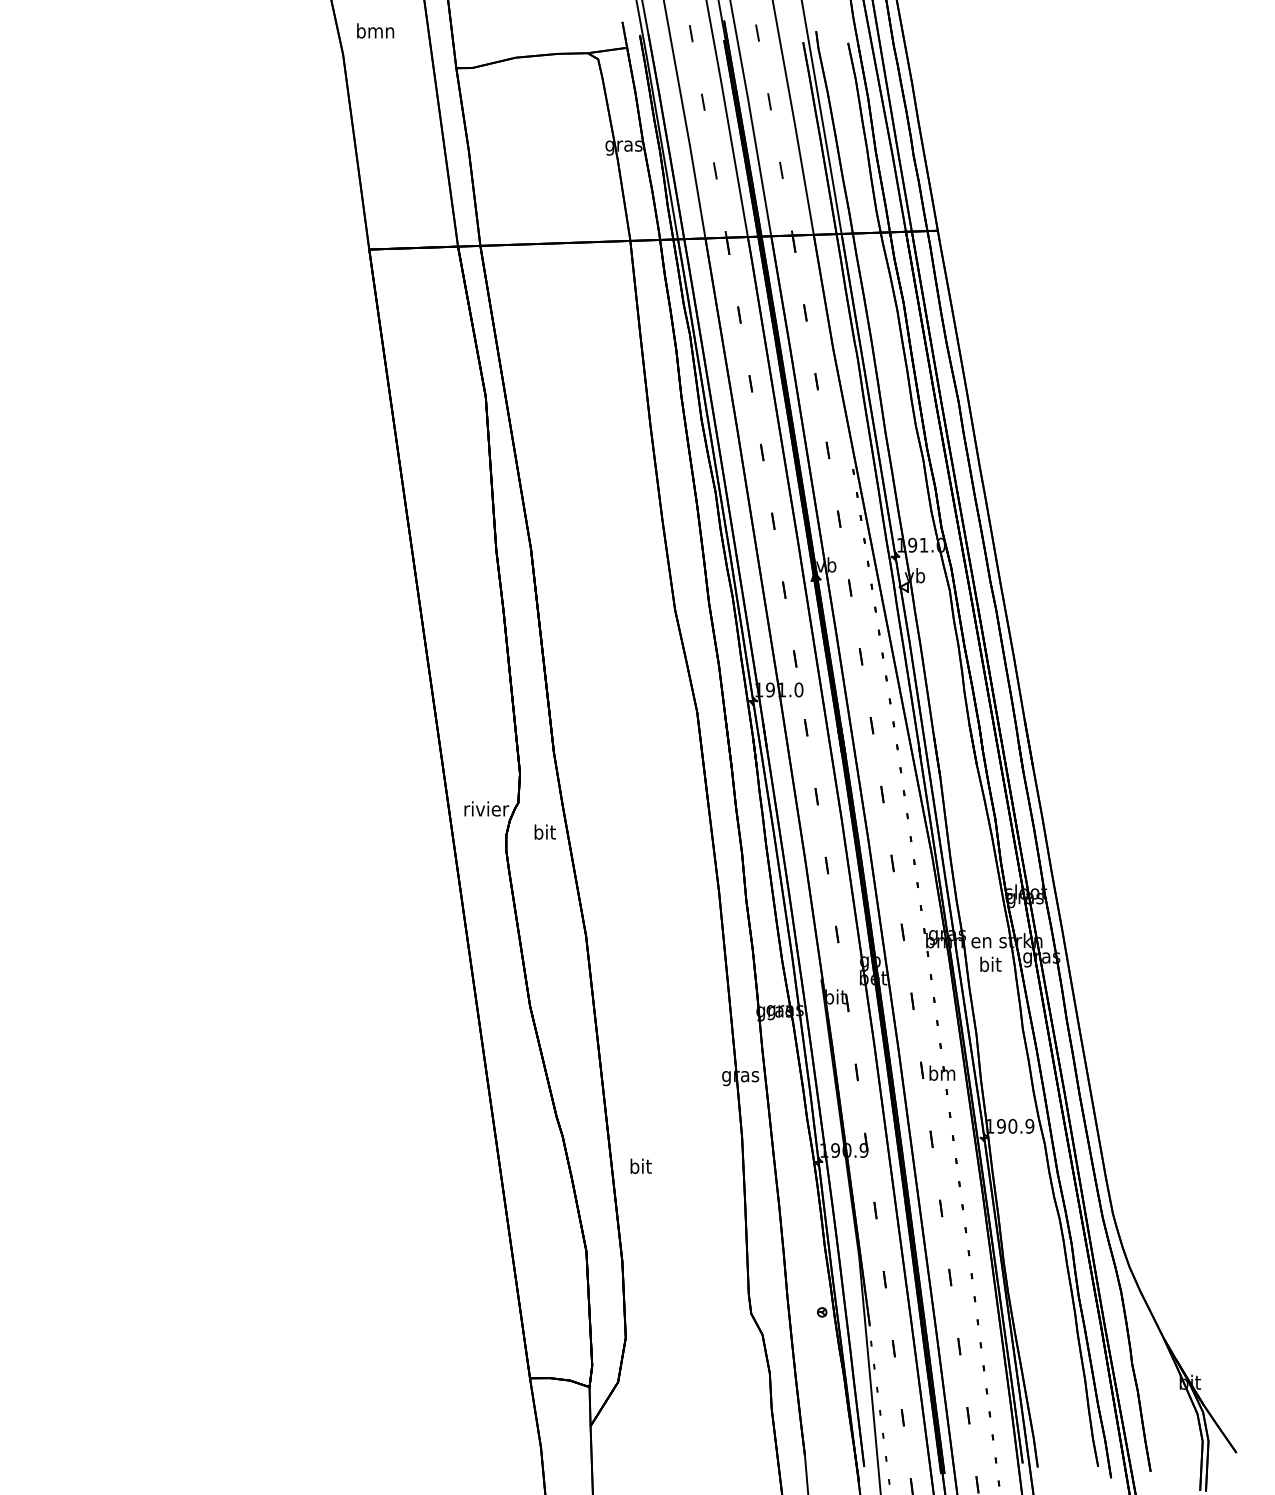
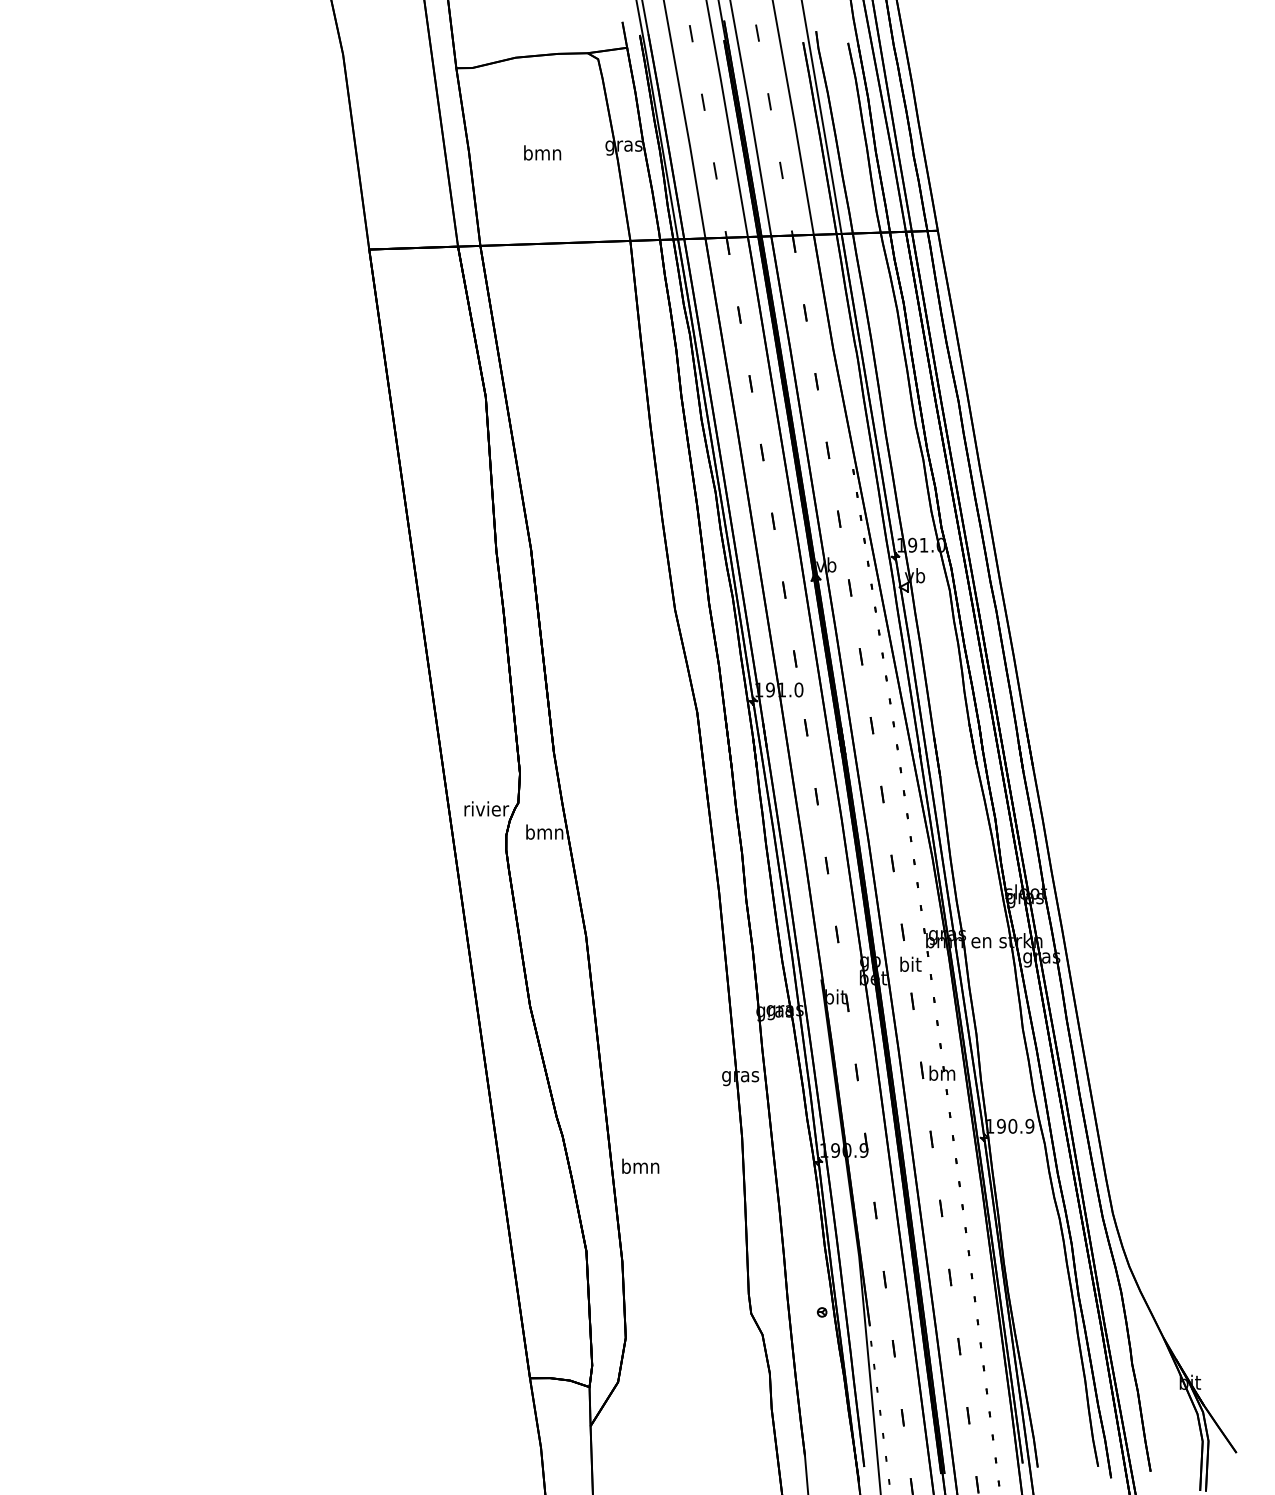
text position: (375, 30) -> (542, 152) (542, 152)
text: bit -> bmn (544, 831)
text position: (990, 963) -> (910, 963) (910, 963)
text: bit -> bmn (640, 1165)
